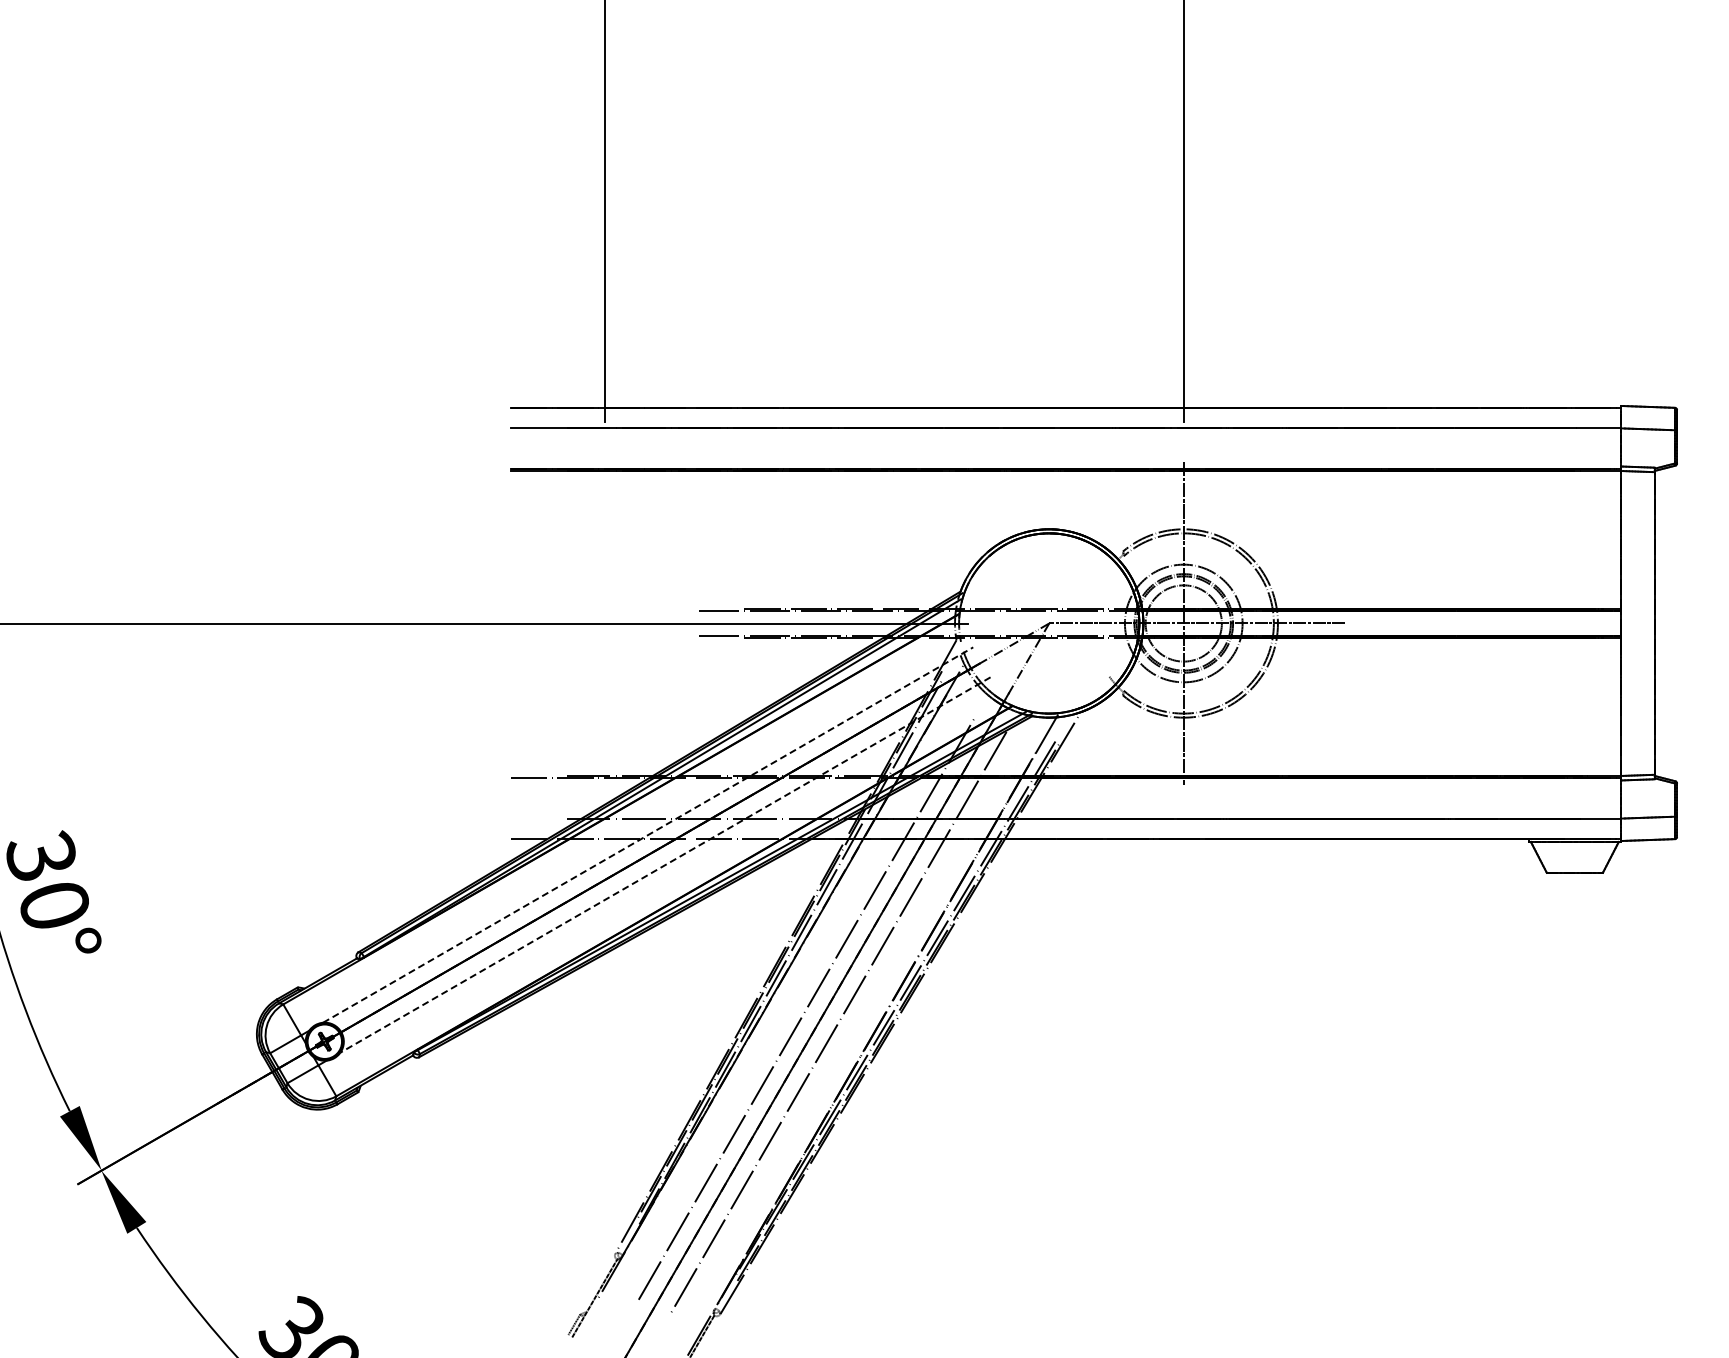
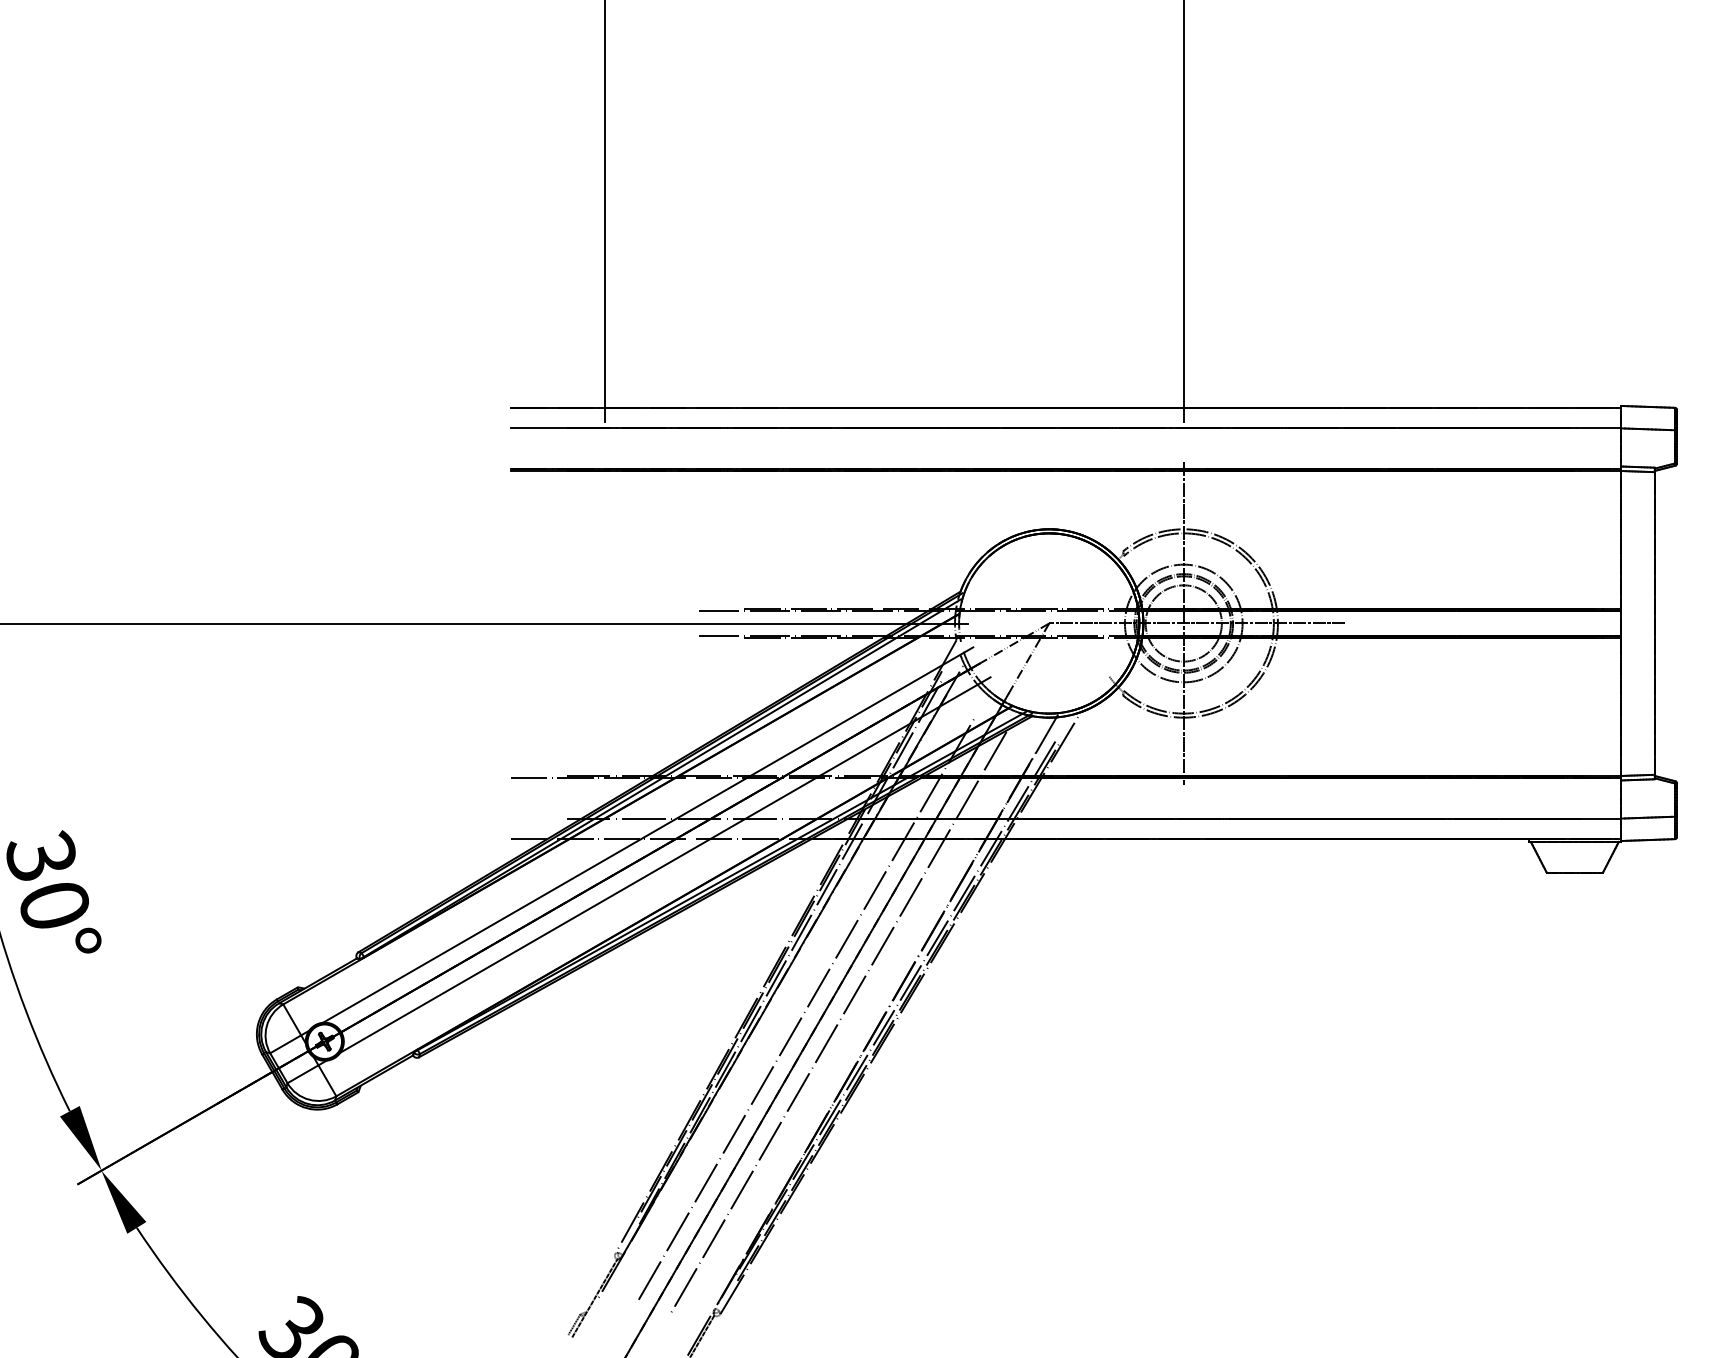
line: dashed -> solid (648, 834)
line: dashed -> solid (665, 865)
